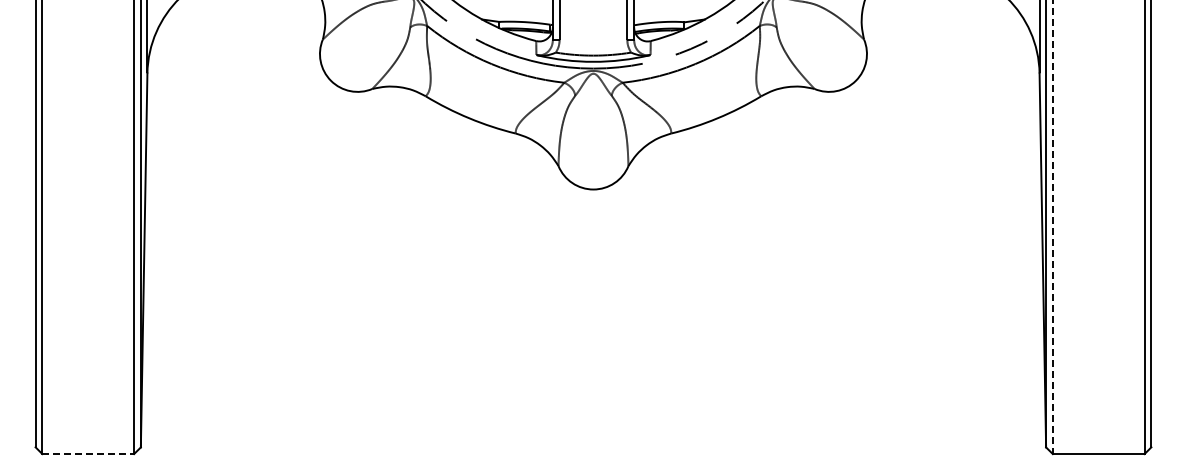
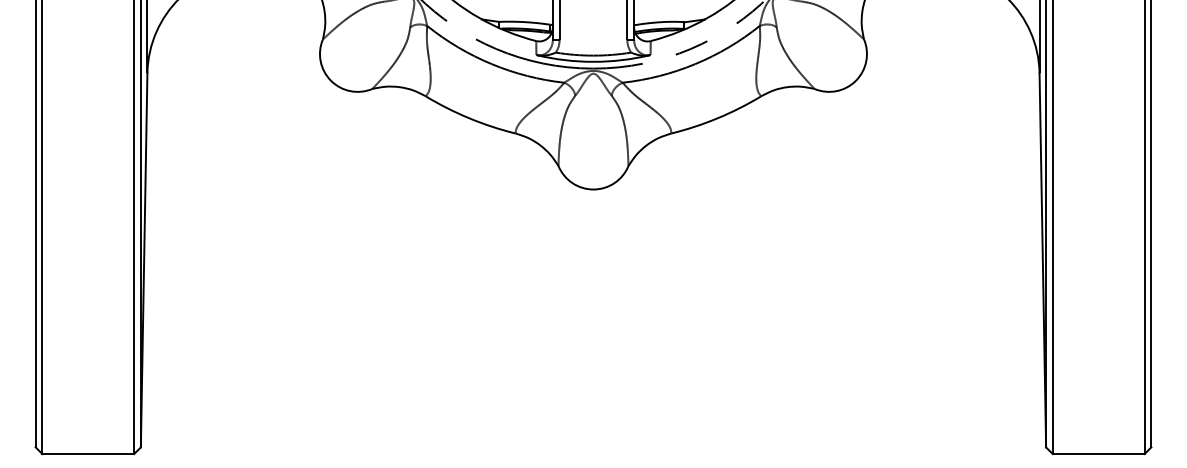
line: dashed -> solid (1052, 227)
line: dashed -> solid (88, 454)
